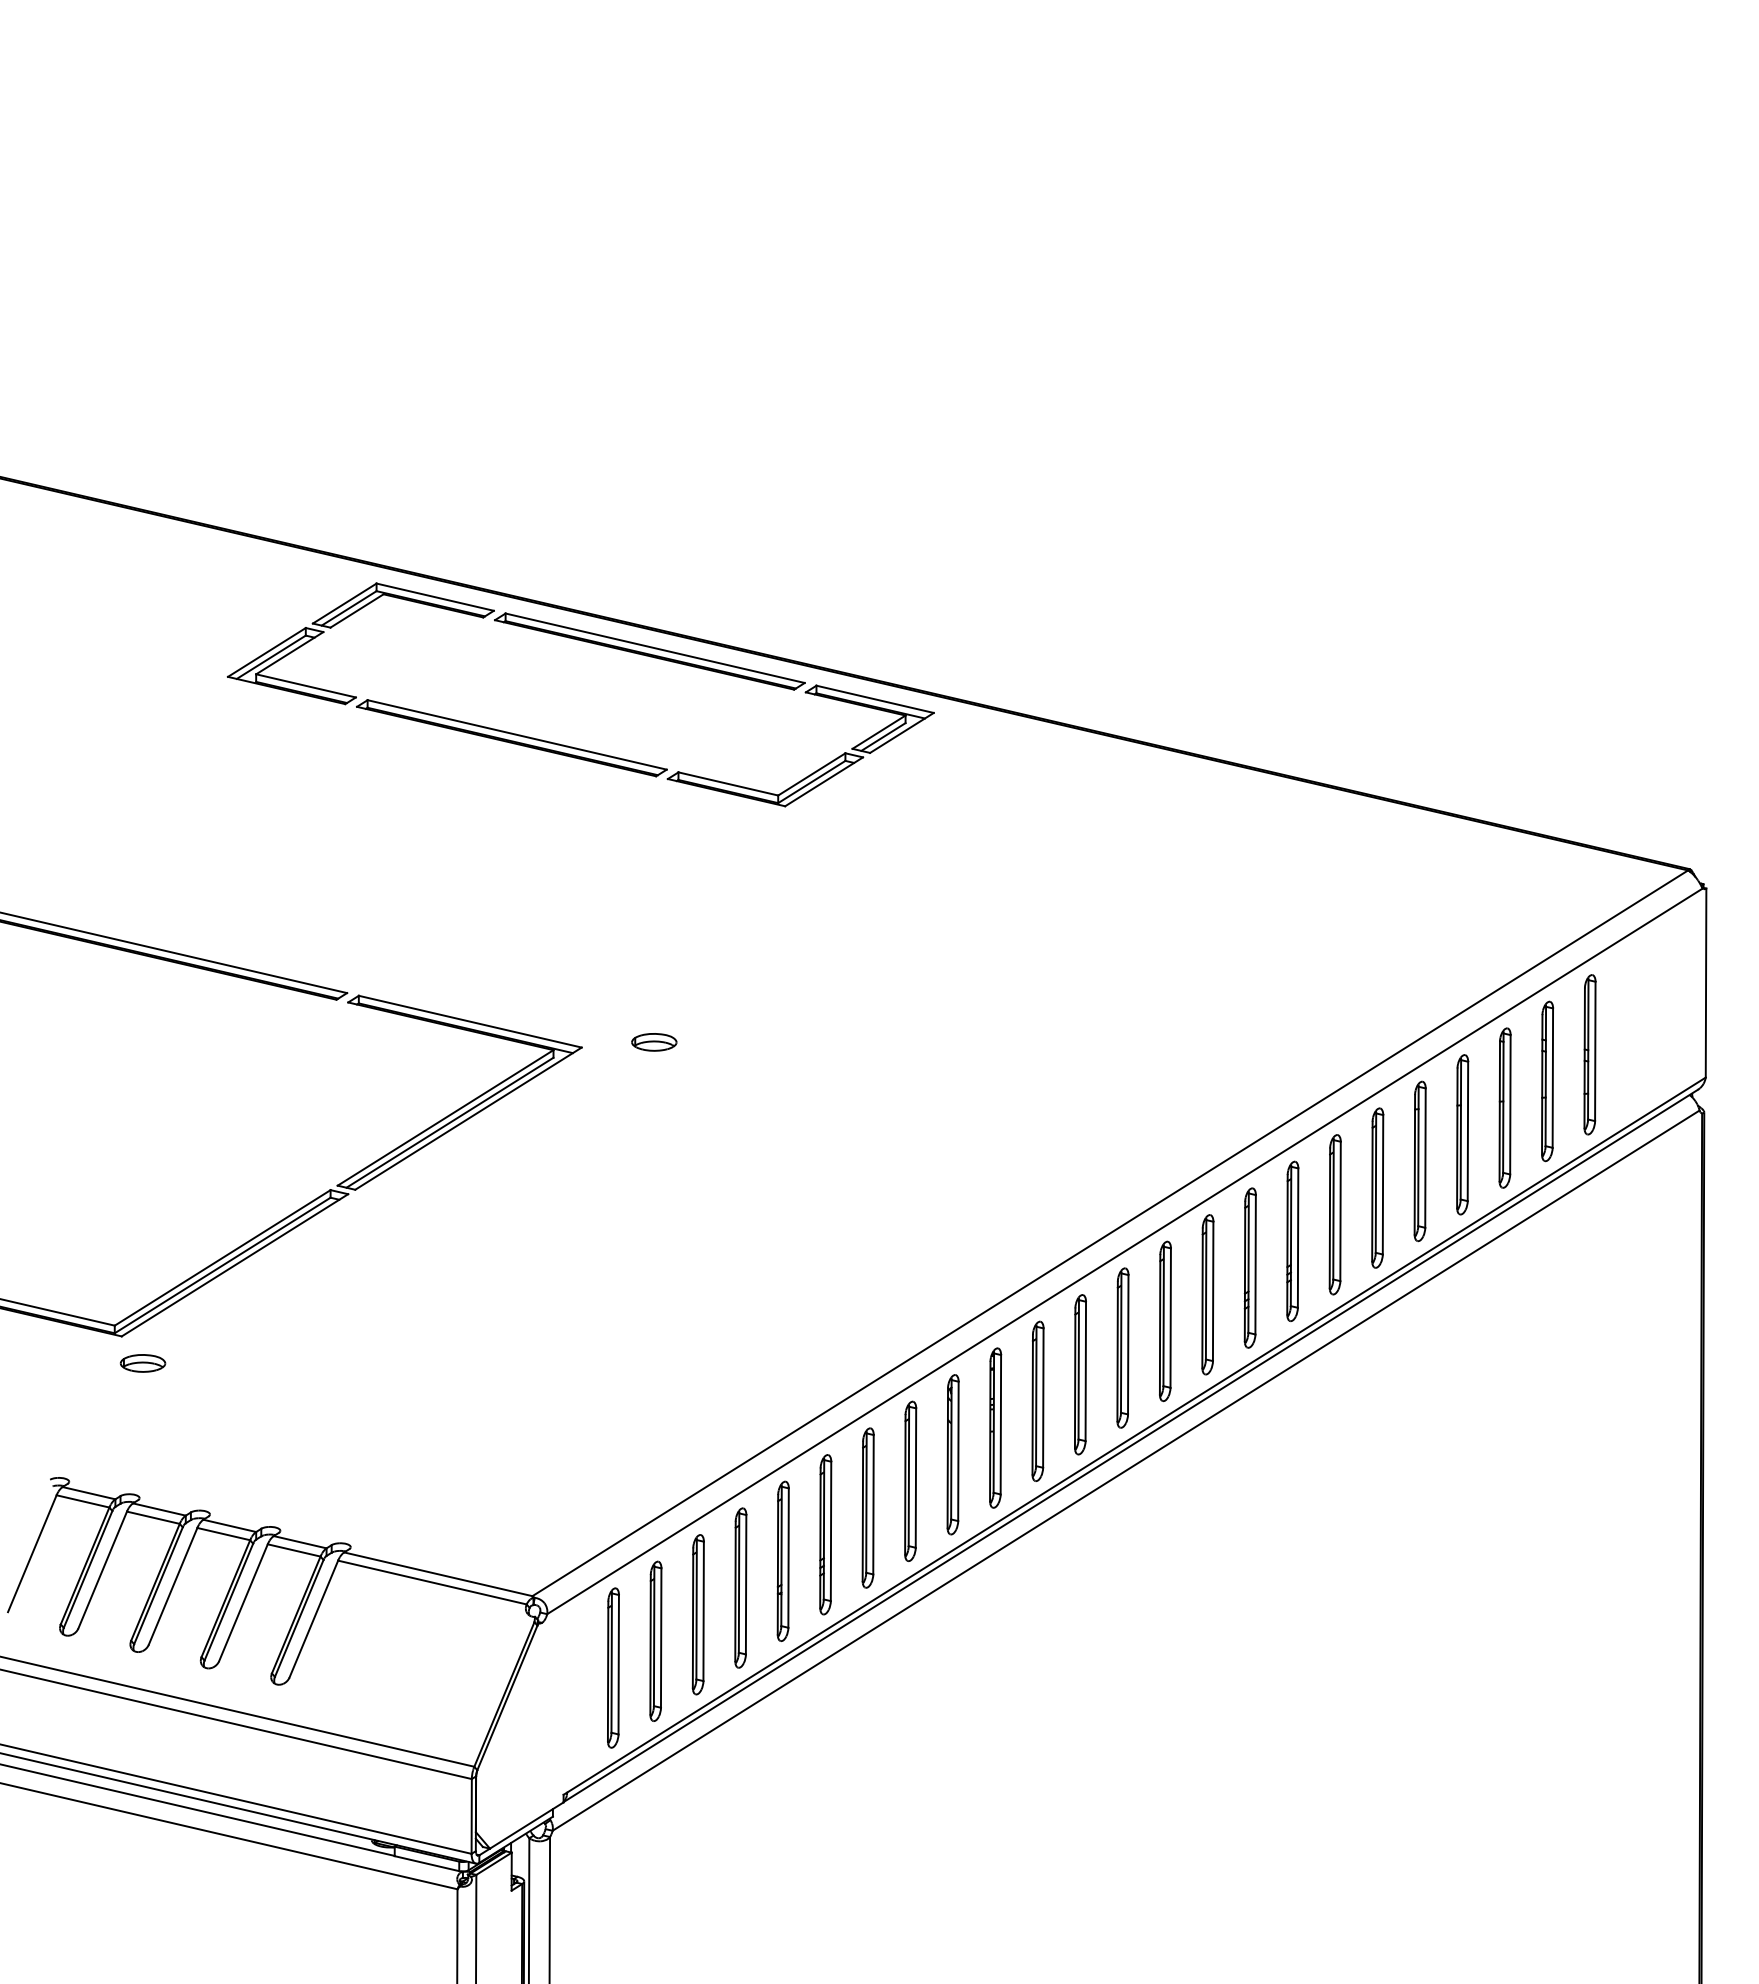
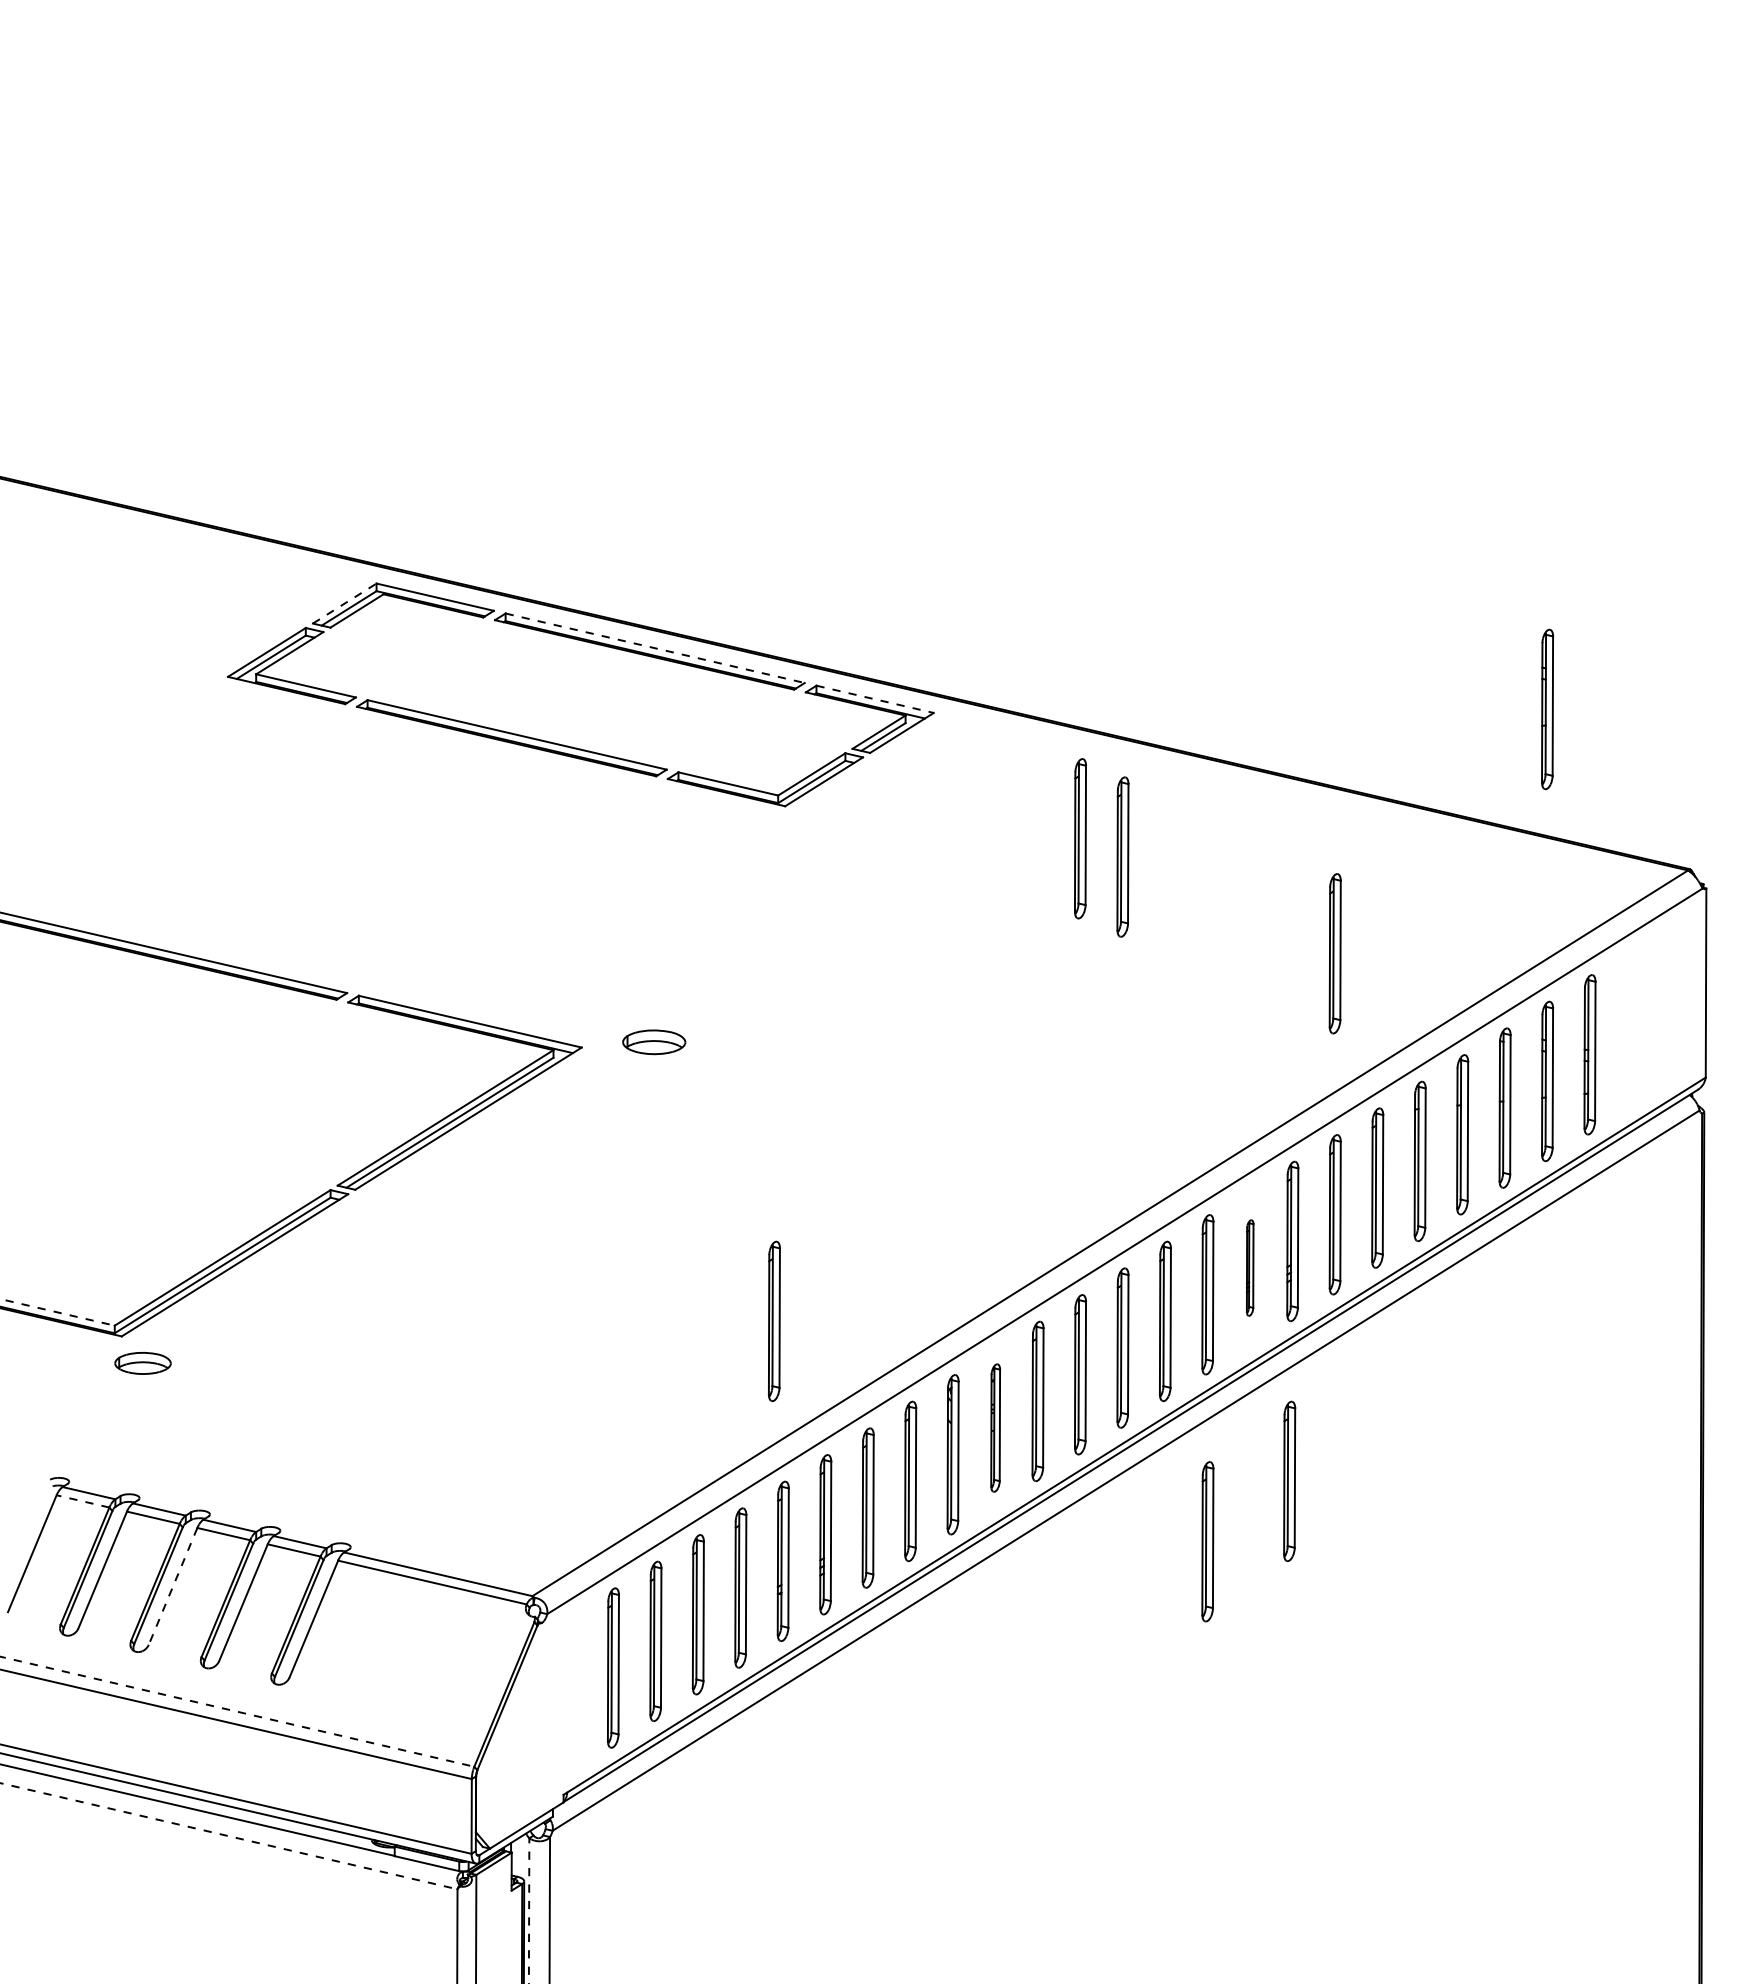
line: solid -> dashed (344, 603)
line: solid -> dashed (655, 648)
line: solid -> dashed (875, 699)
part: none -> present (1547, 709)
part: none -> present (1080, 838)
part: none -> present (1122, 856)
part: none -> present (1334, 953)
part size: 47x19 px -> 65x27 px (654, 1042)
part size: 14x162 px -> 10x98 px (1249, 1267)
line: solid -> dashed (58, 1312)
part: none -> present (774, 1321)
part size: 48x19 px -> 58x24 px (142, 1362)
part size: 14x162 px -> 12x130 px (995, 1427)
part: none -> present (1289, 1480)
line: solid -> dashed (82, 1501)
part: none -> present (1207, 1541)
line: solid -> dashed (172, 1586)
line: solid -> dashed (237, 1711)
line: solid -> dashed (229, 1836)
line: solid -> dashed (529, 1910)
